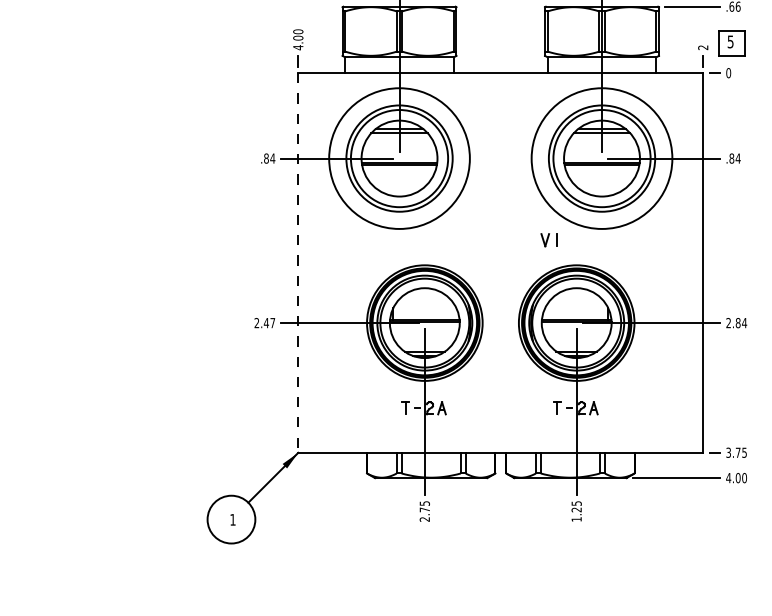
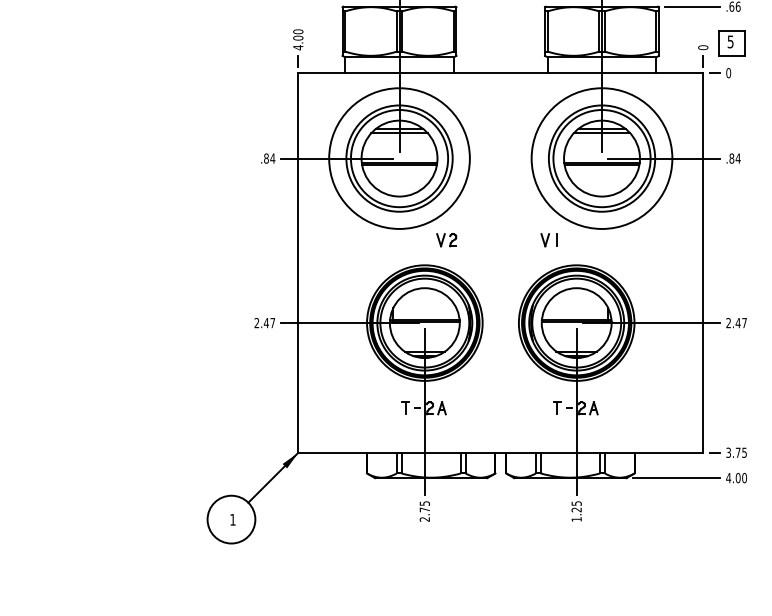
text: 2 -> 0 (703, 47)
part: none -> present (446, 240)
line: dashed -> solid (298, 262)
text: 2.84 -> 2.47 (741, 323)
